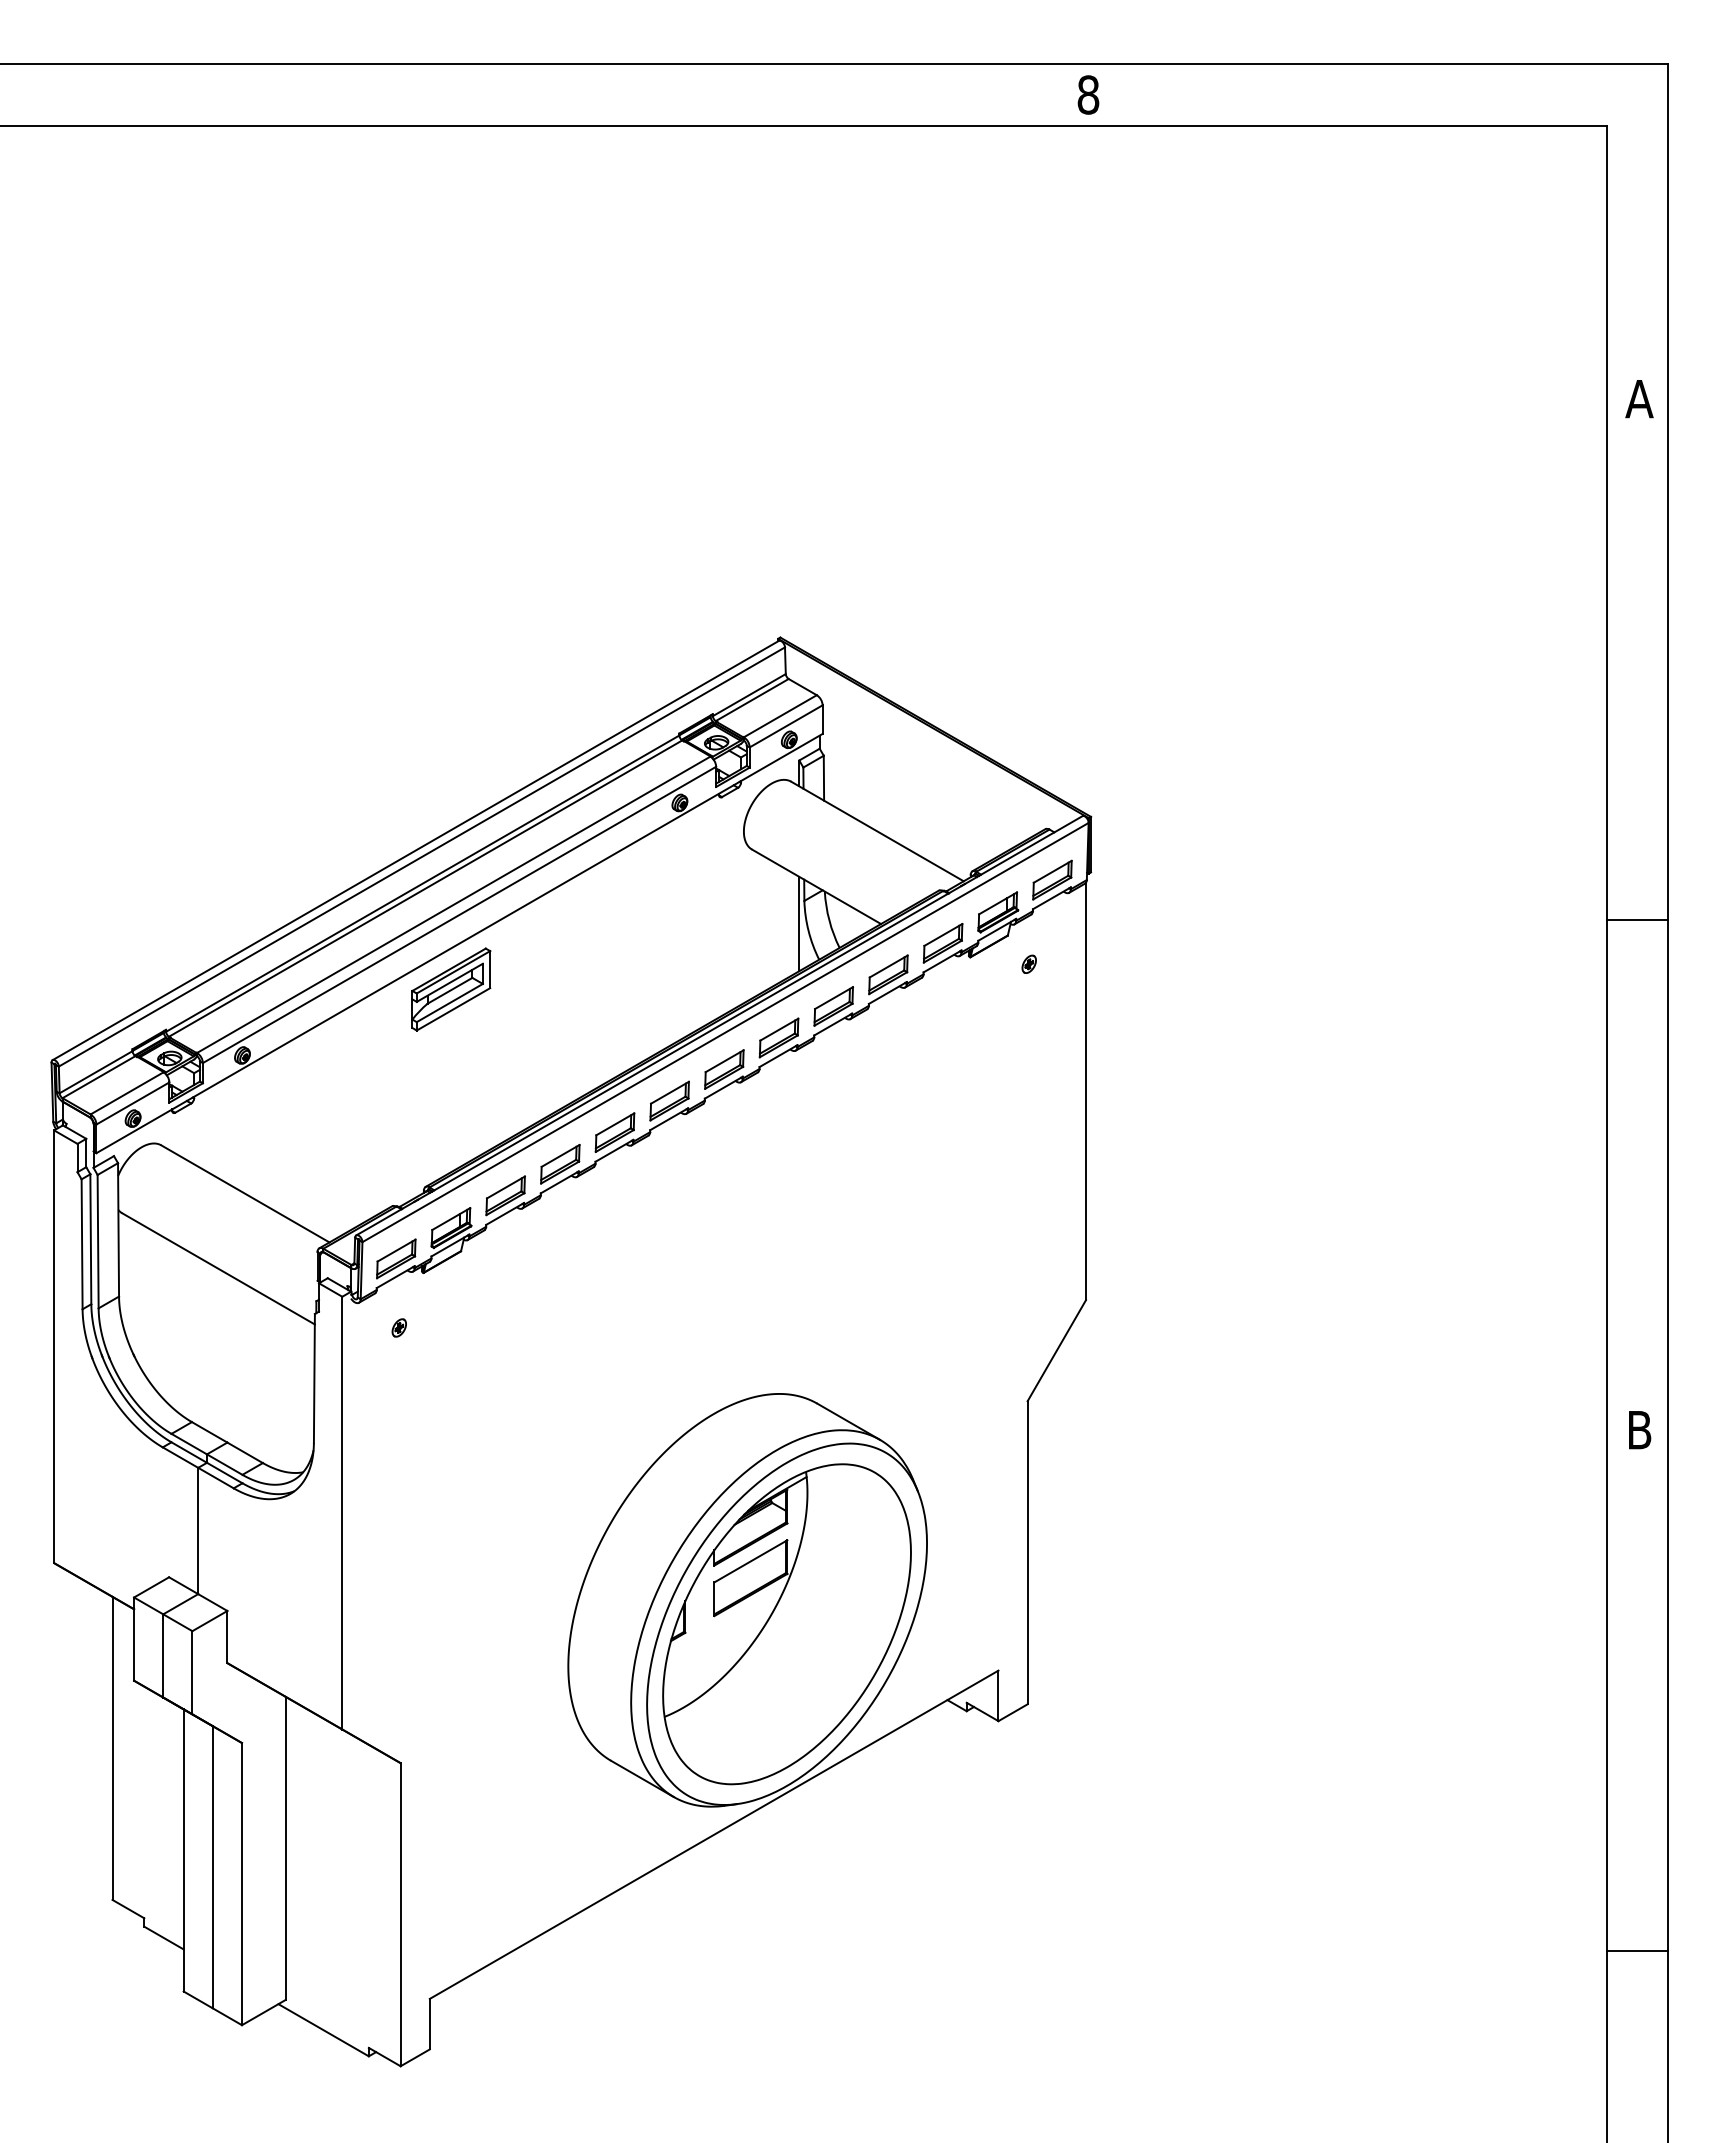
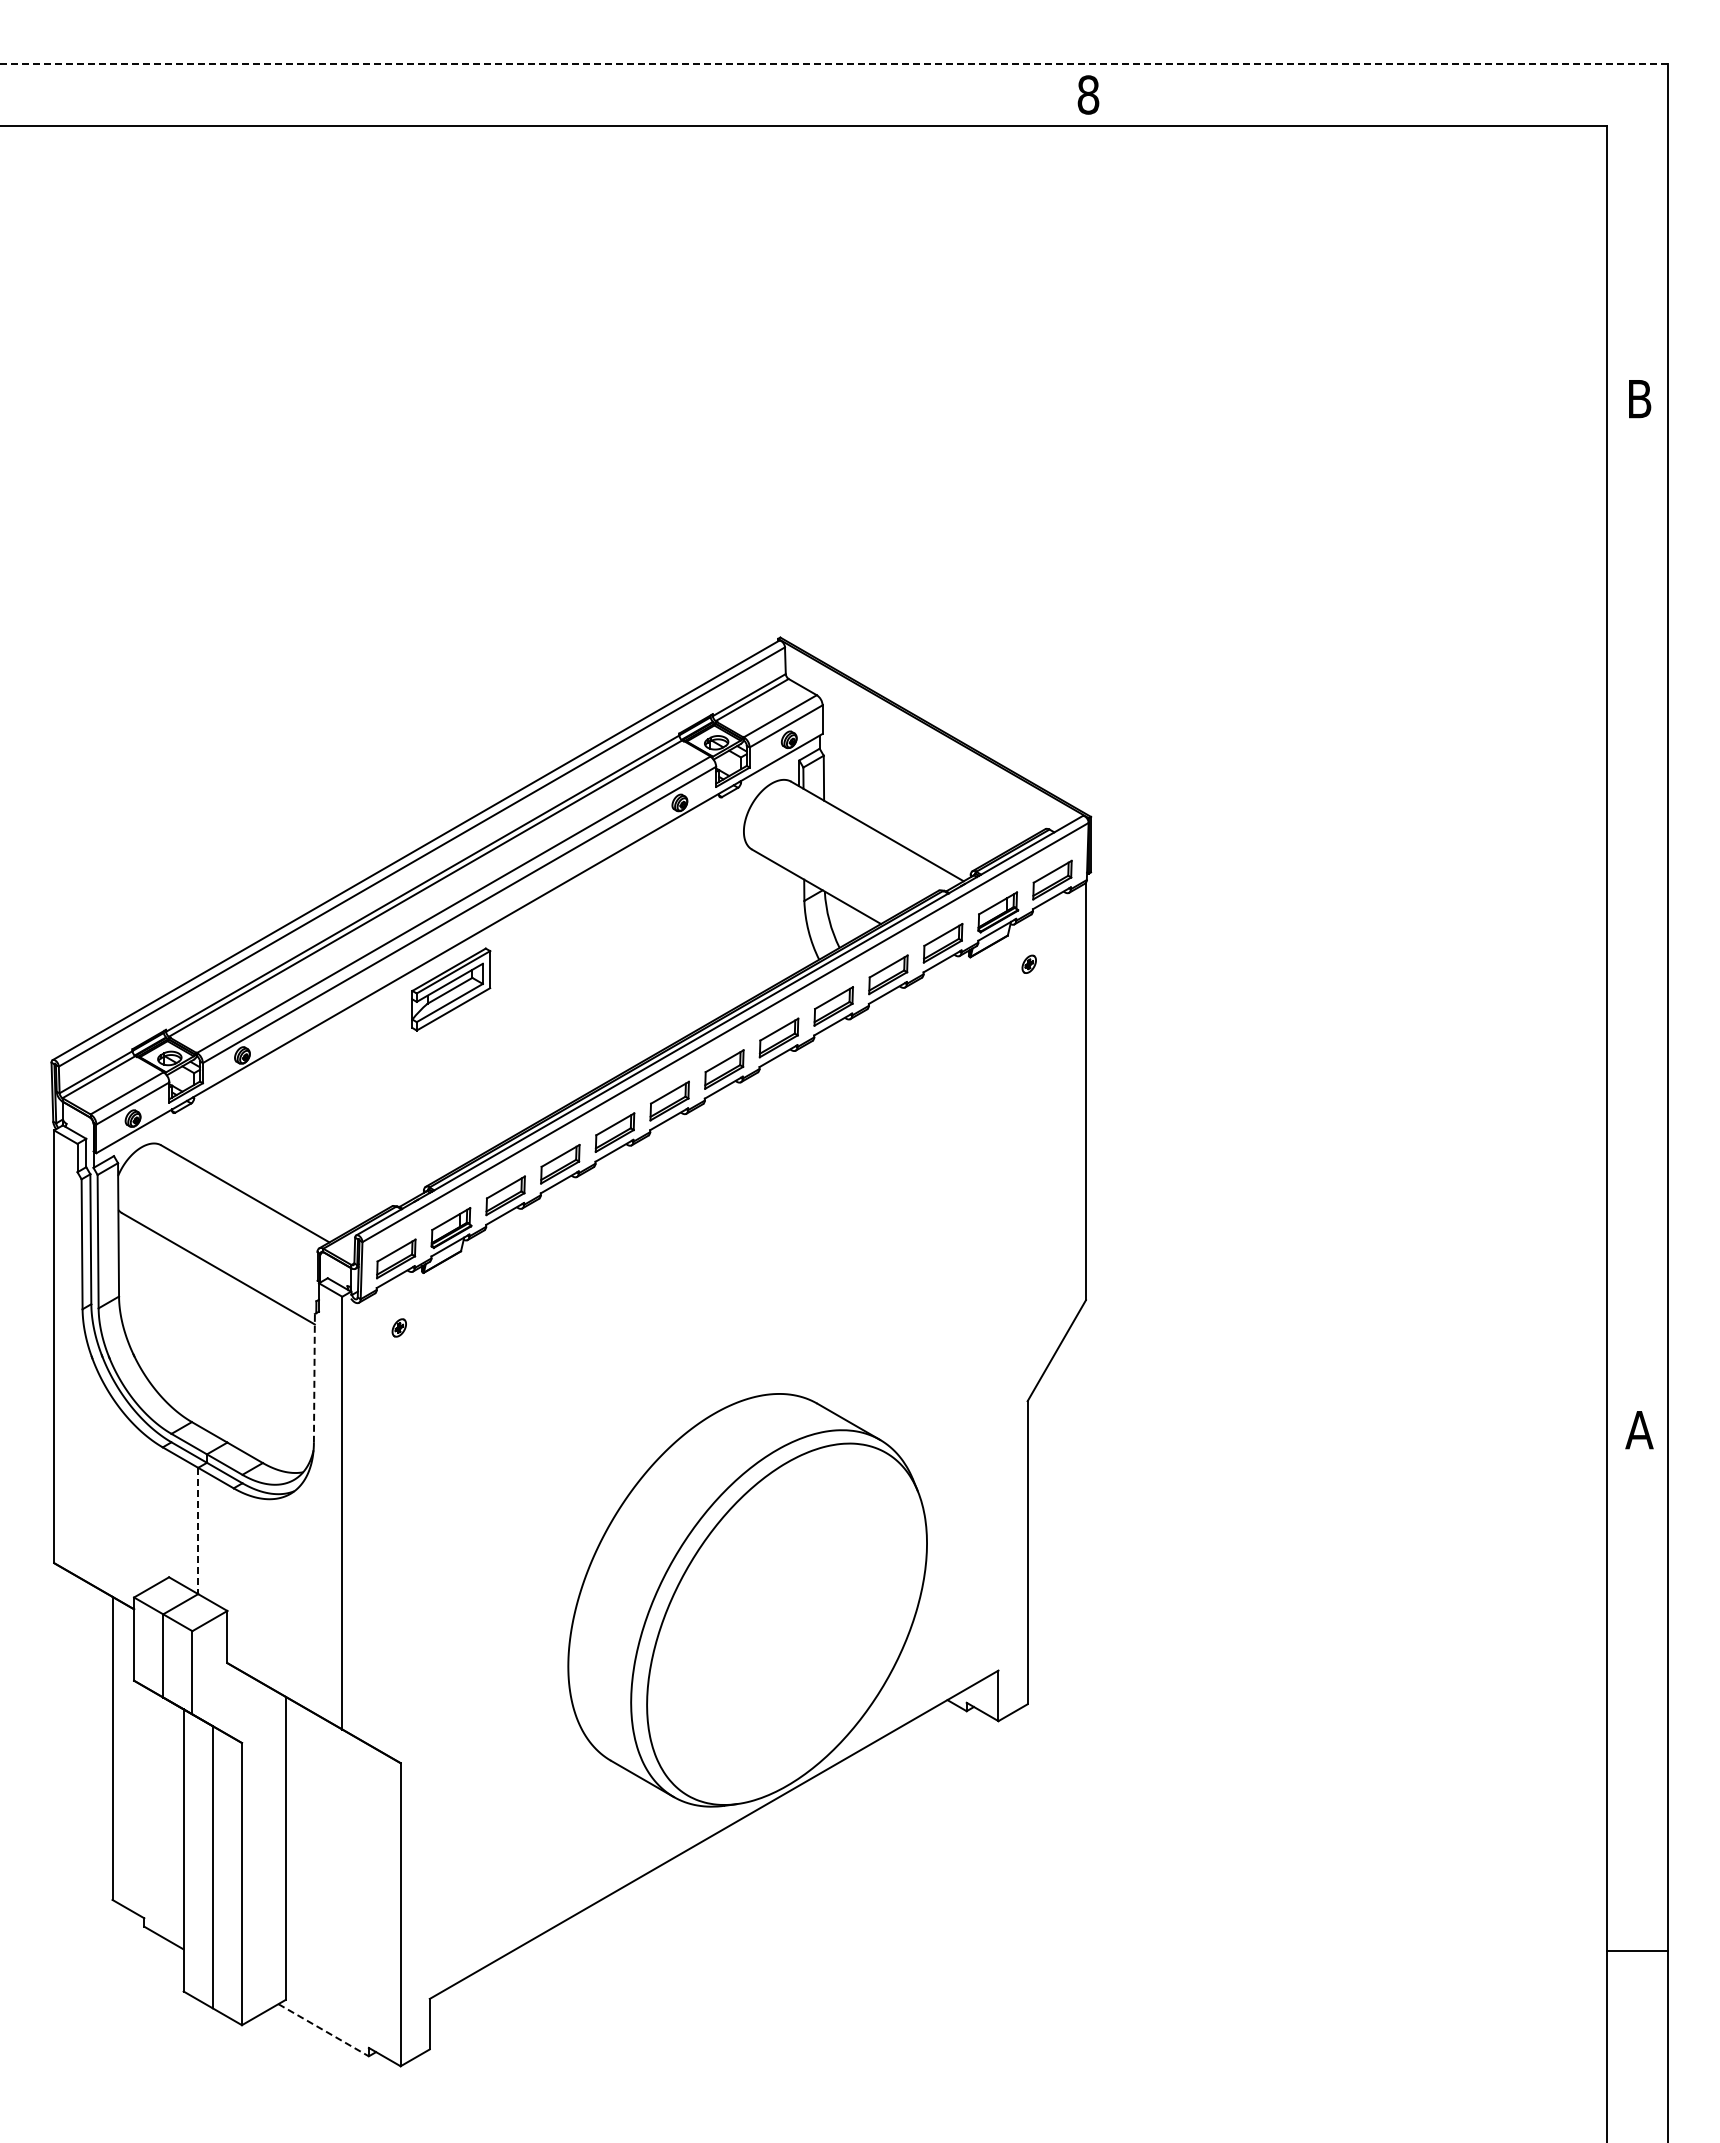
line: solid -> dashed (833, 64)
text: A -> B (1639, 399)
line: present -> none (1637, 920)
line: present -> none (799, 923)
line: solid -> dashed (314, 1377)
text: B -> A (1639, 1430)
line: solid -> dashed (198, 1531)
part: present -> none (786, 1624)
line: solid -> dashed (324, 2030)
